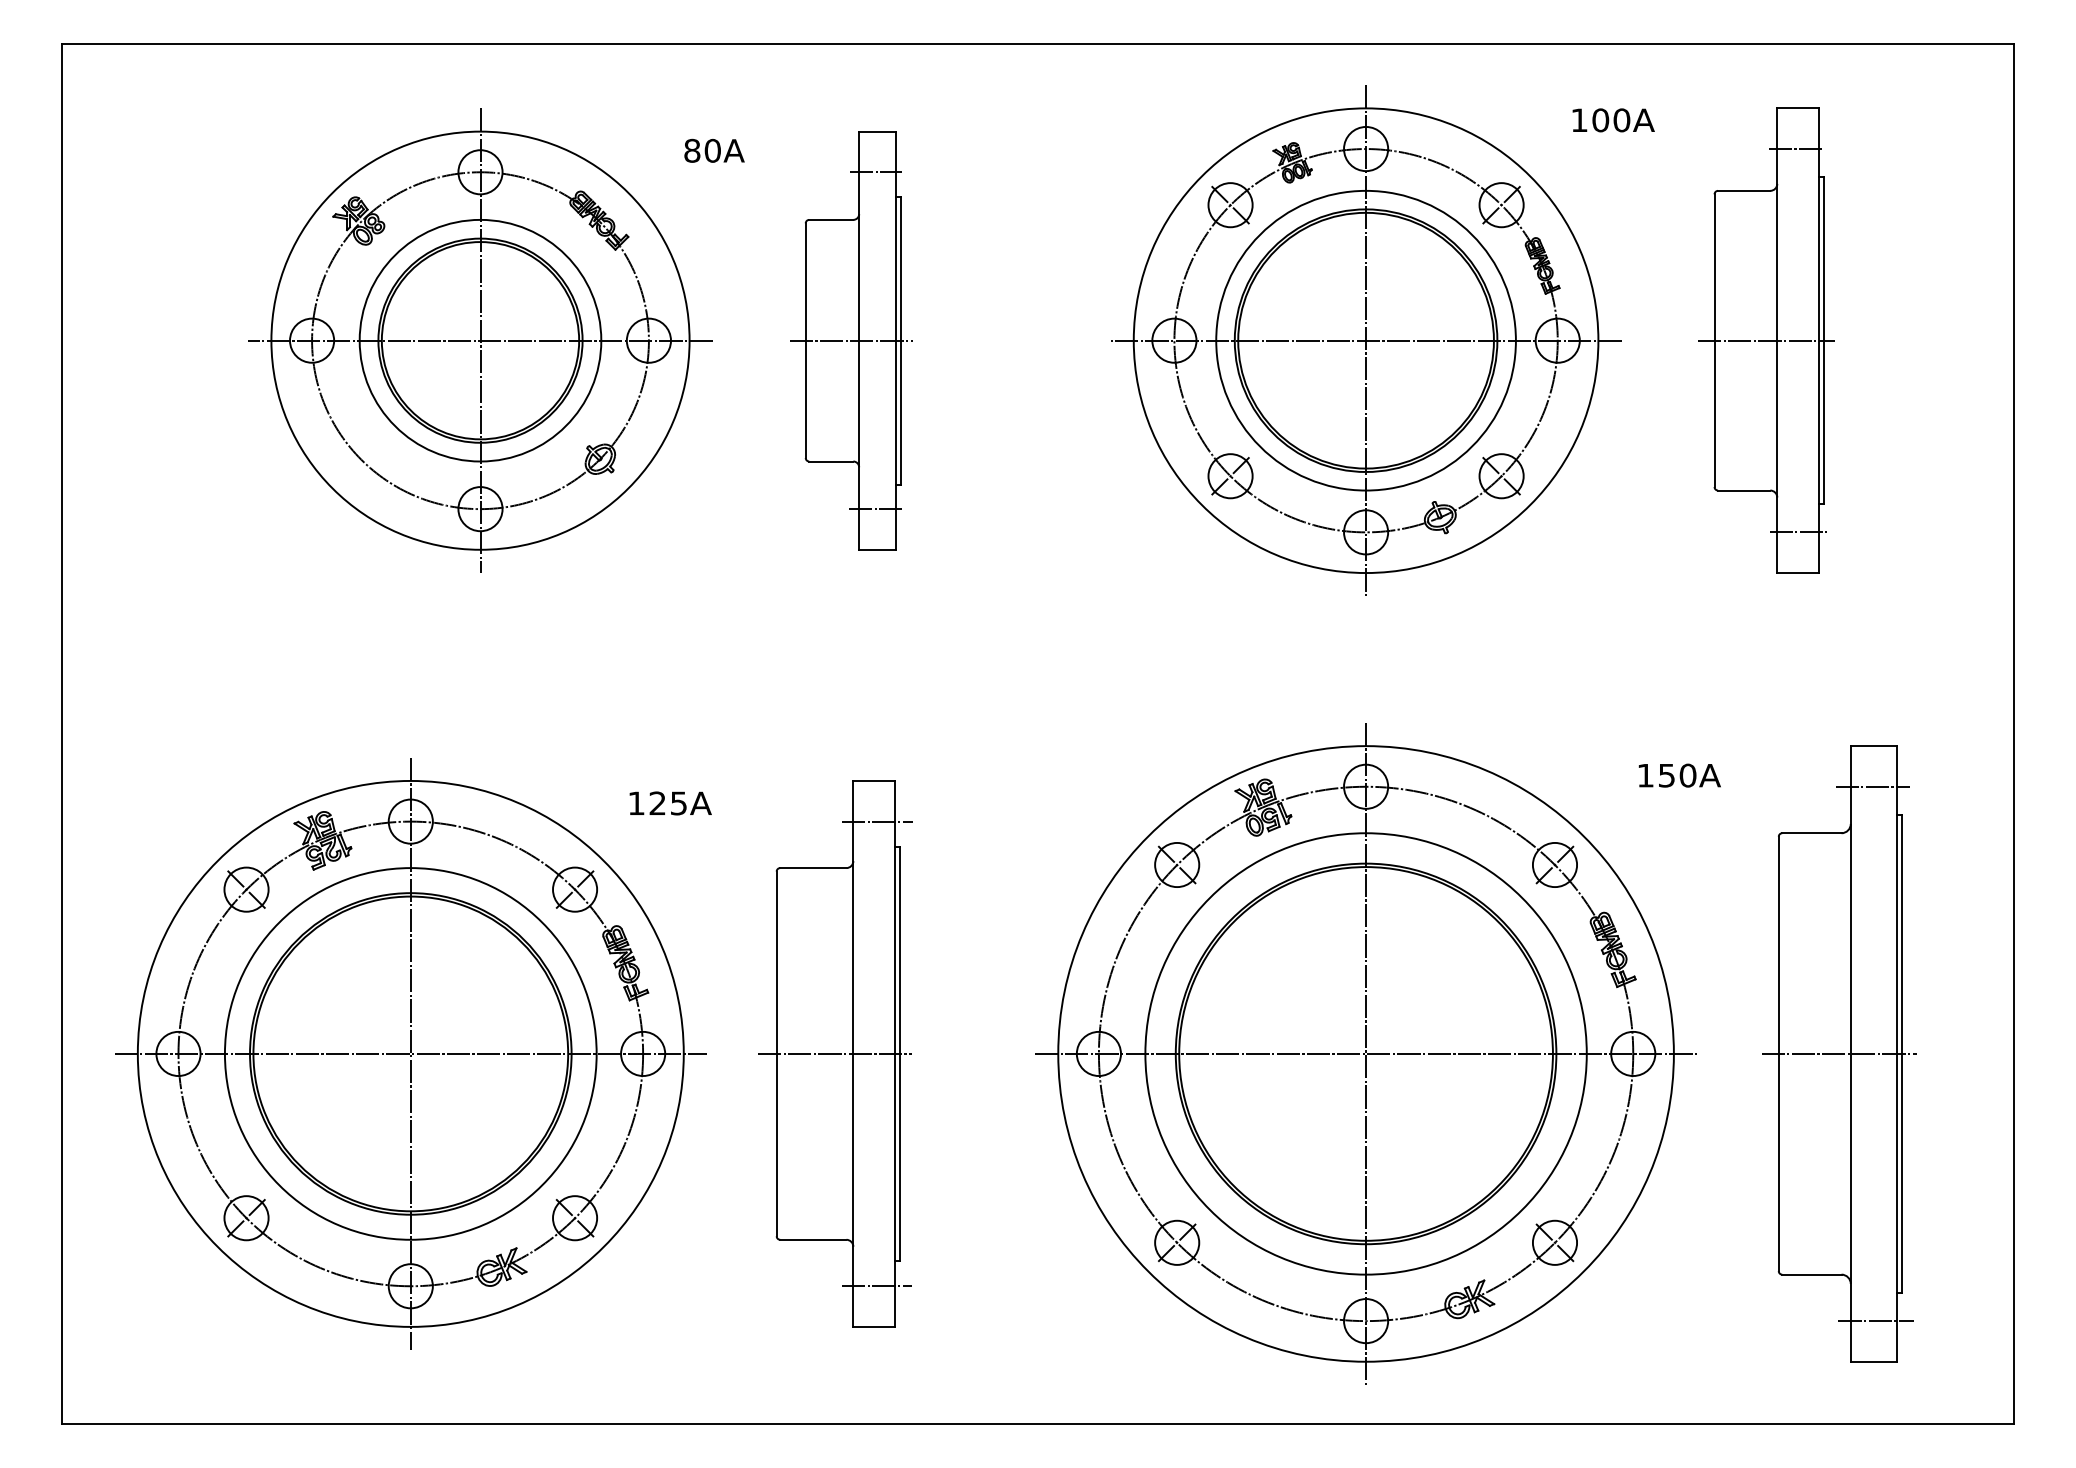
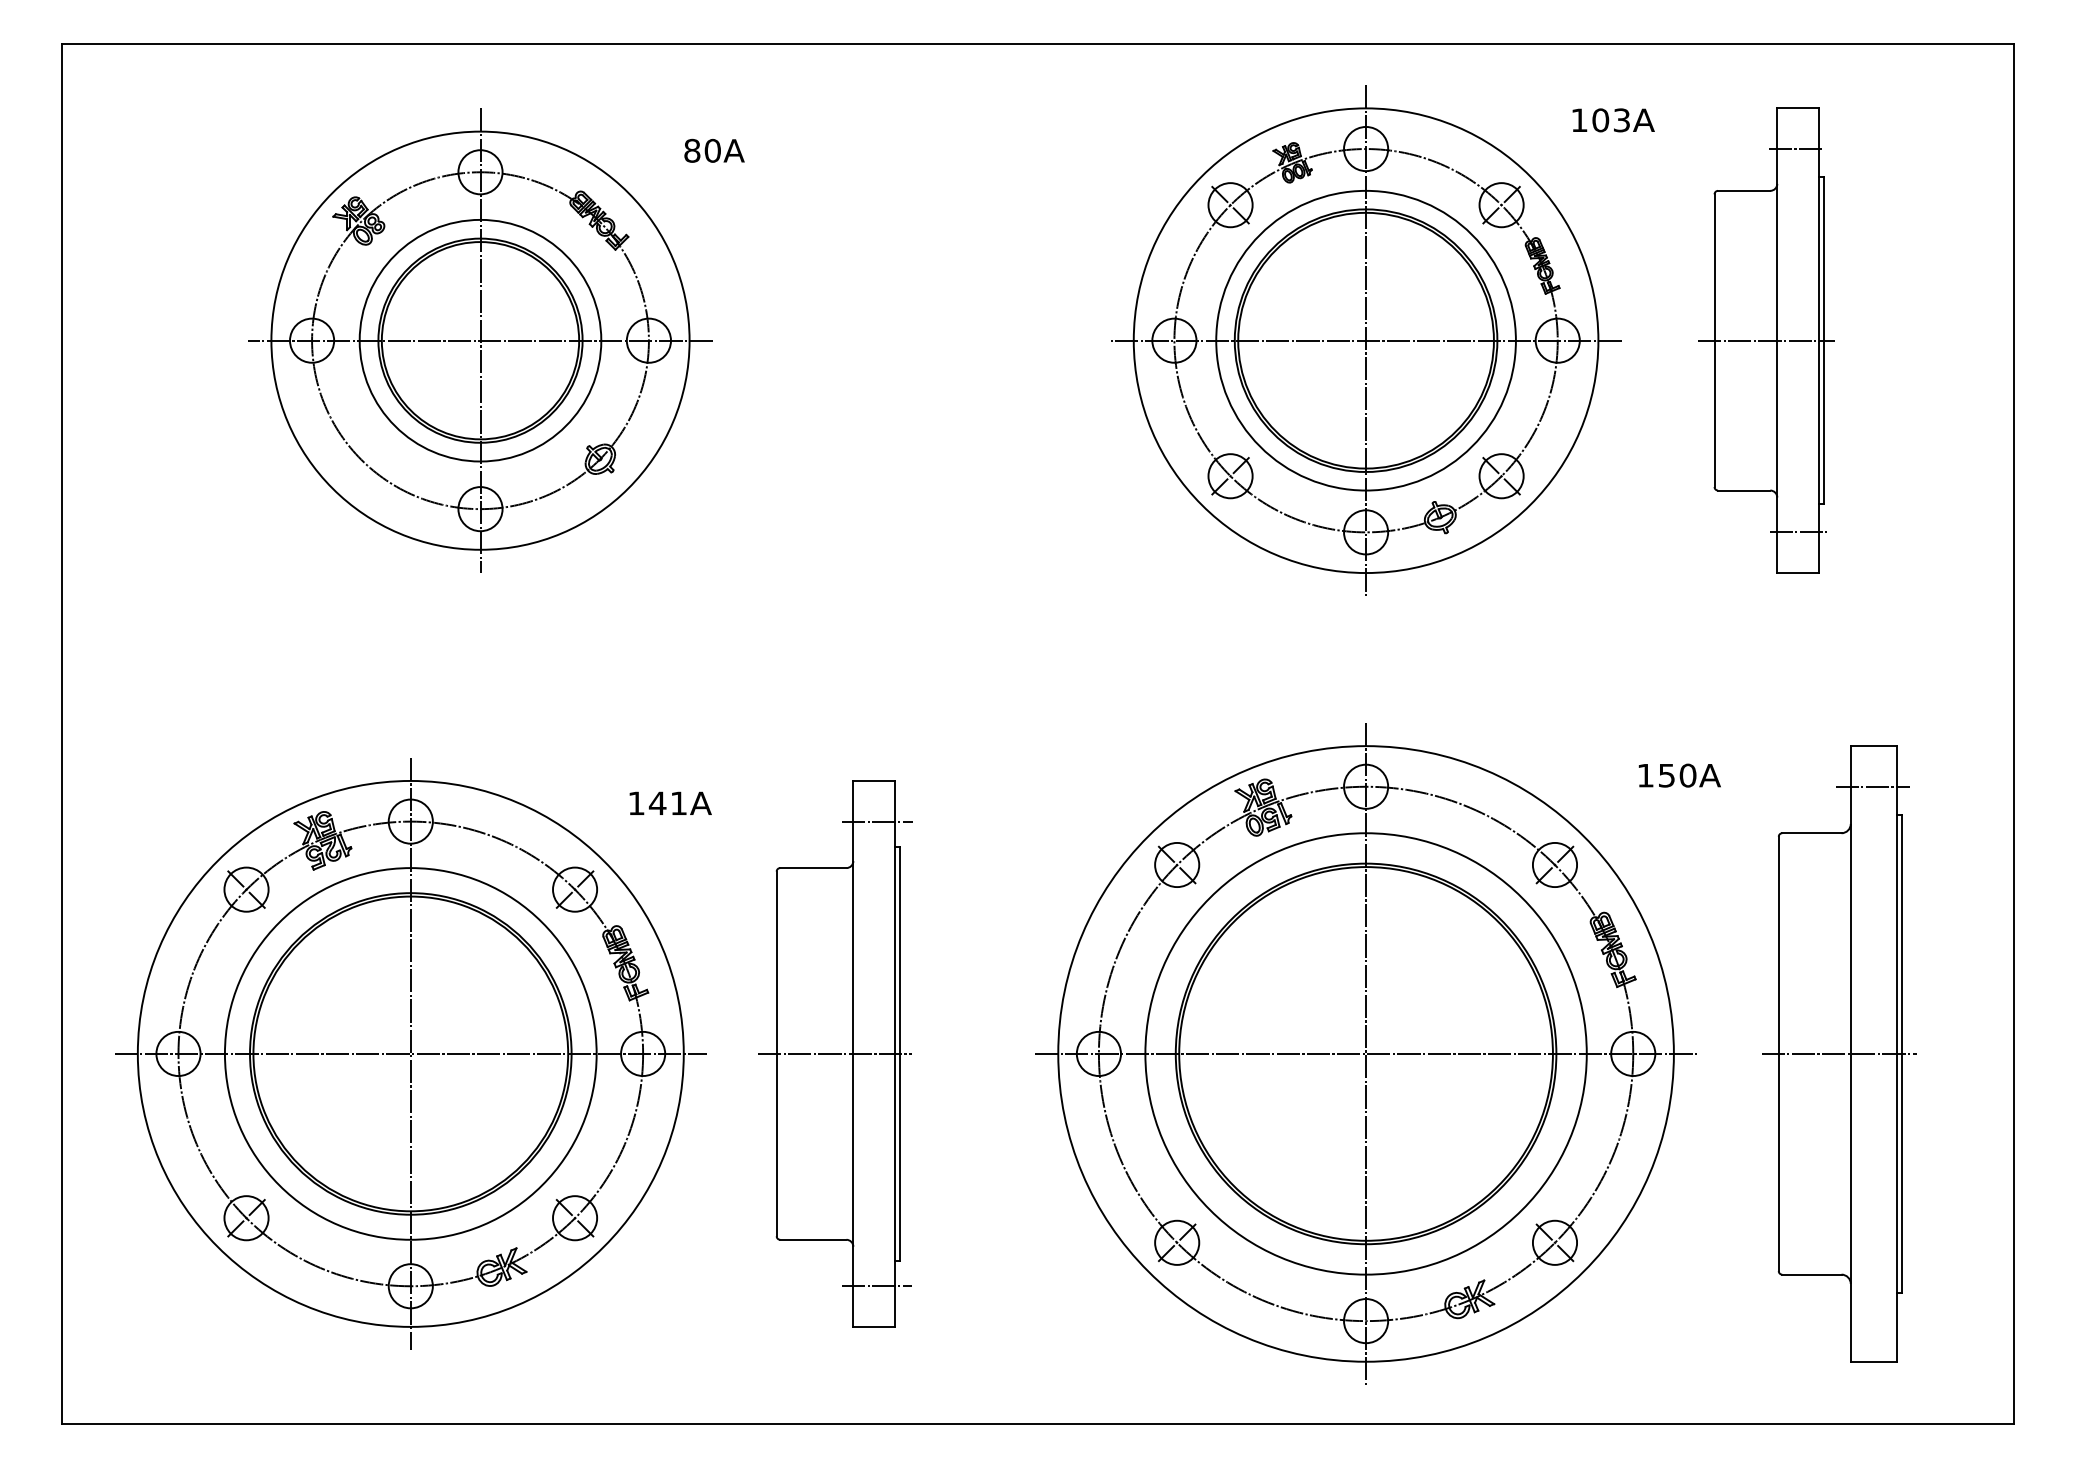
text: 100A -> 103A (1621, 120)
part: present -> none (851, 340)
text: 125A -> 141A (667, 803)
line: present -> none (1875, 1321)
